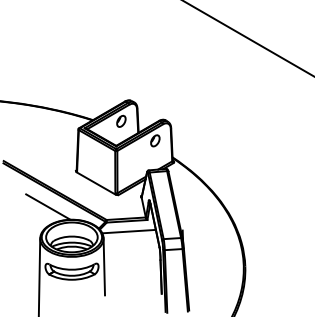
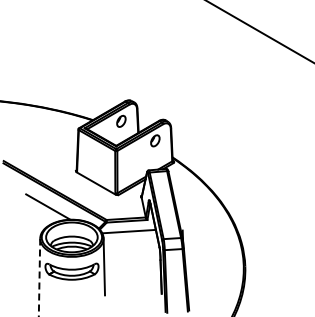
line position: (248, 38) -> (260, 31) (260, 31)
line: solid -> dashed (39, 277)
